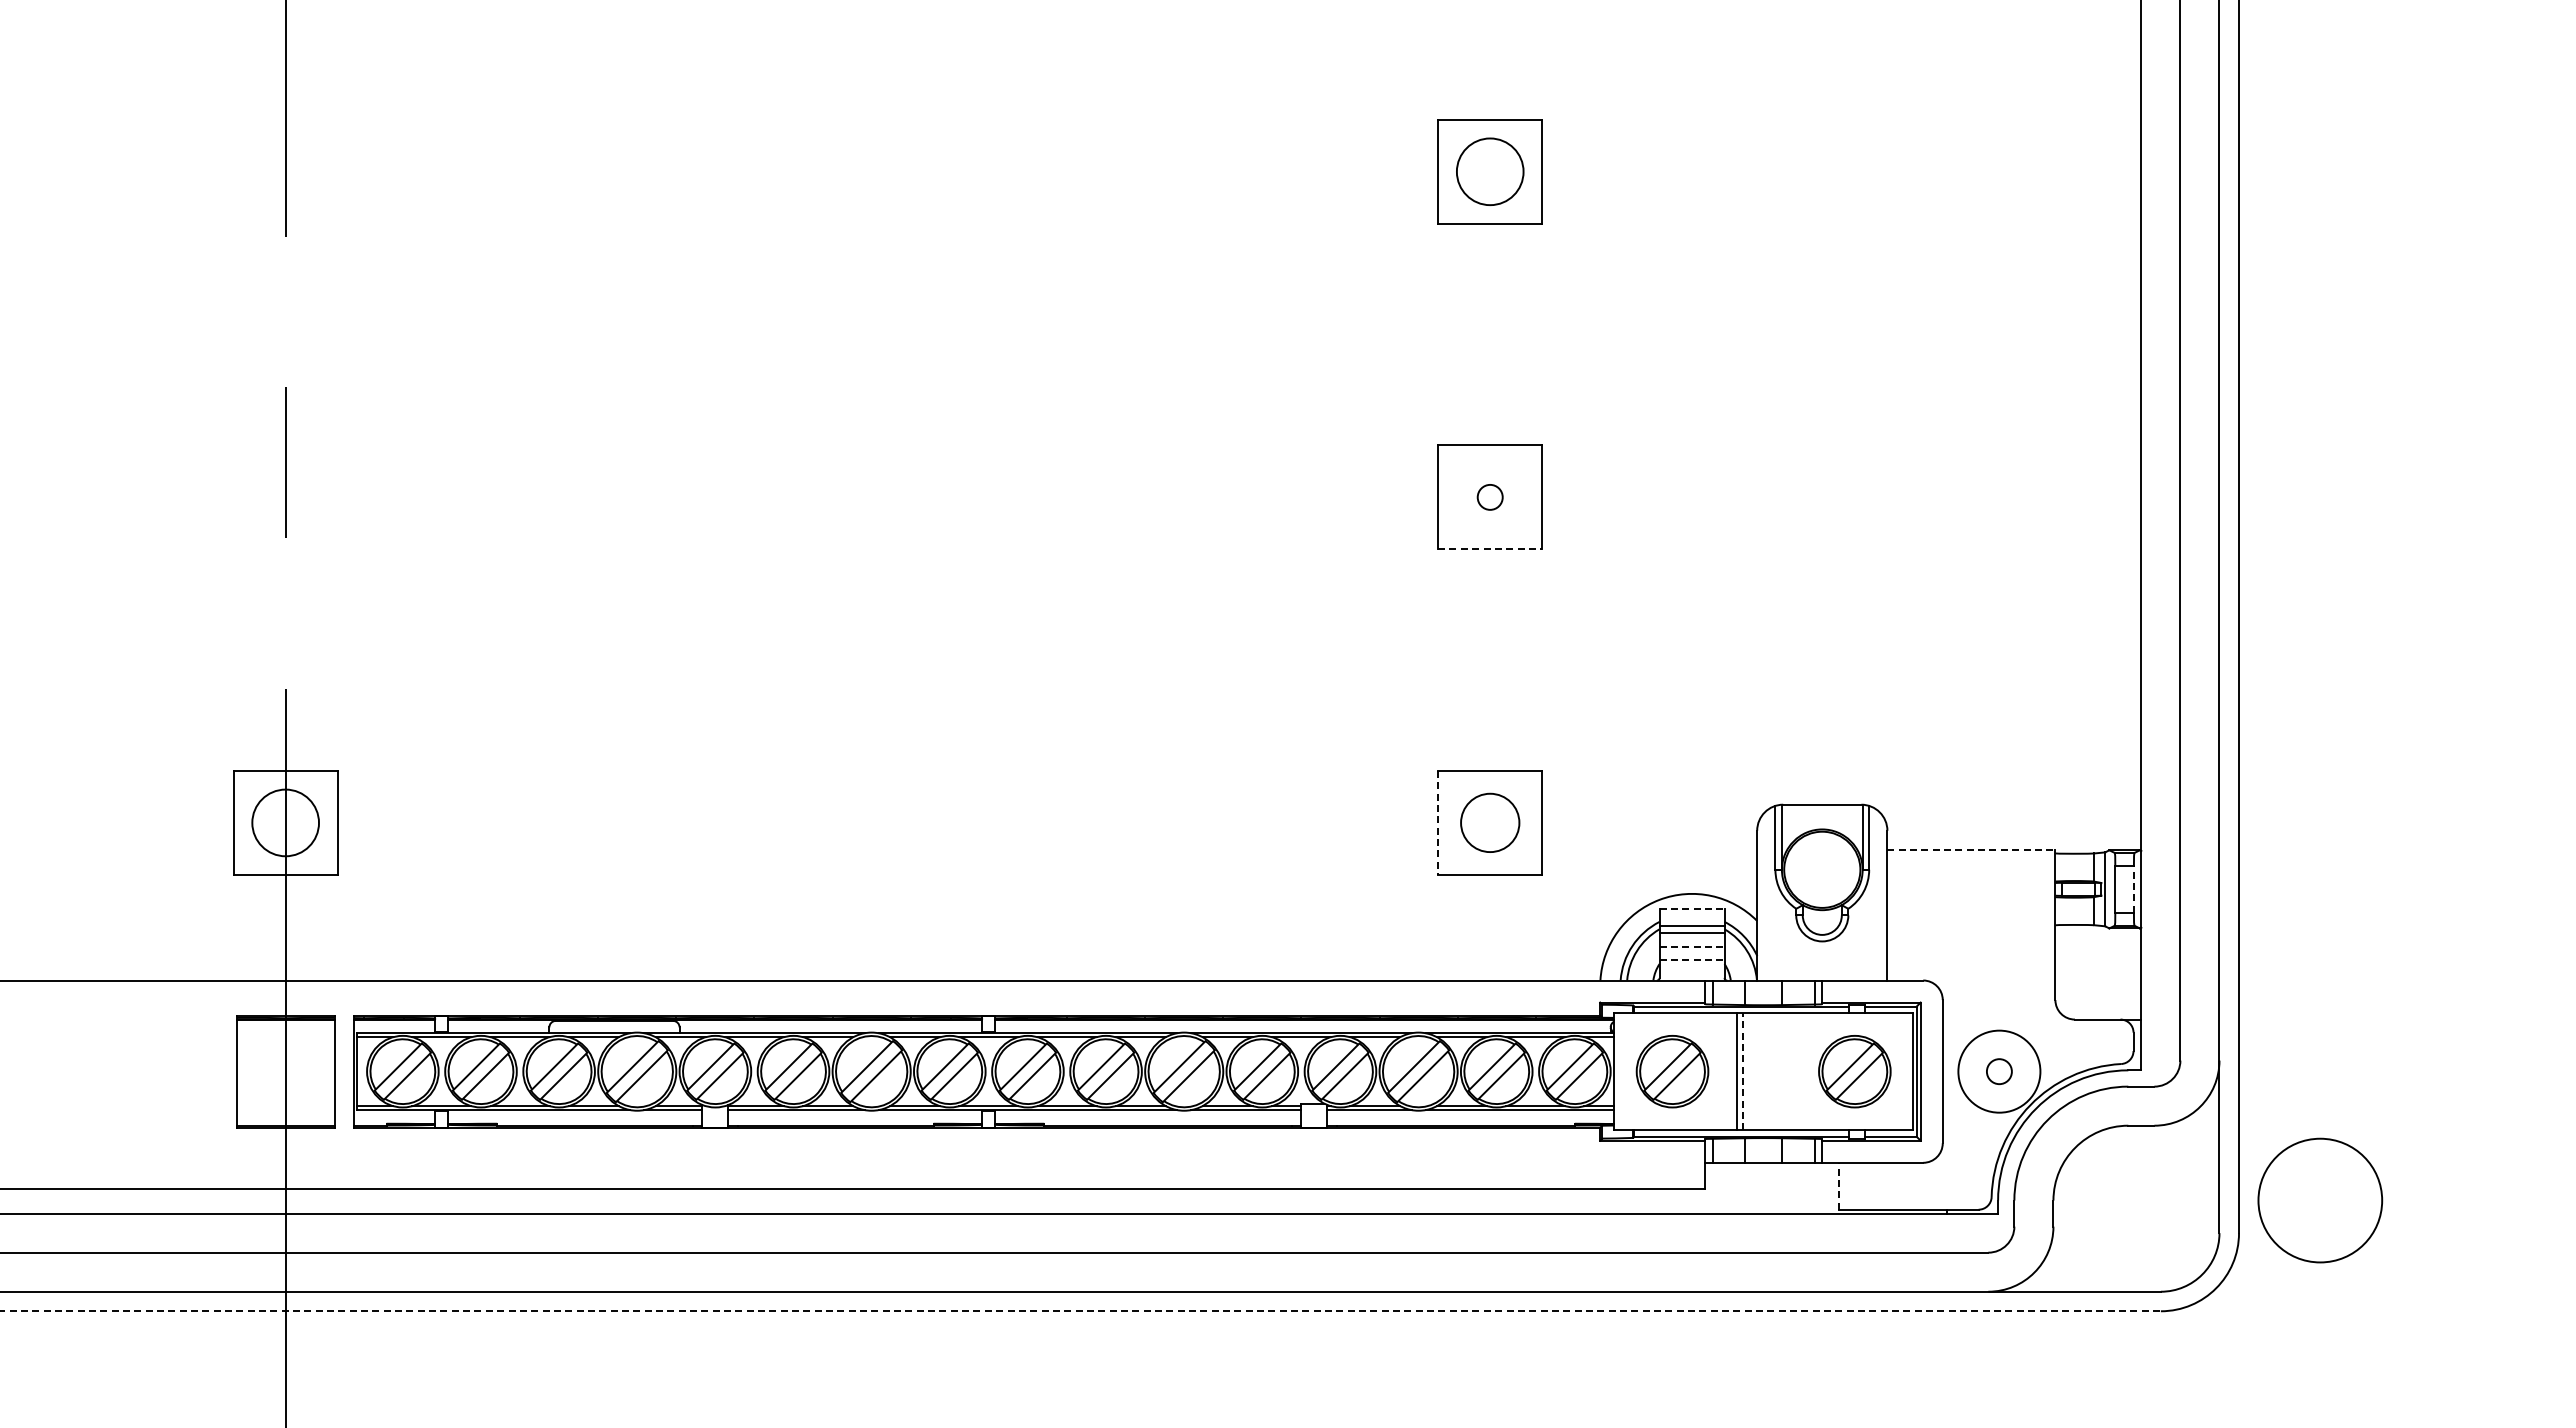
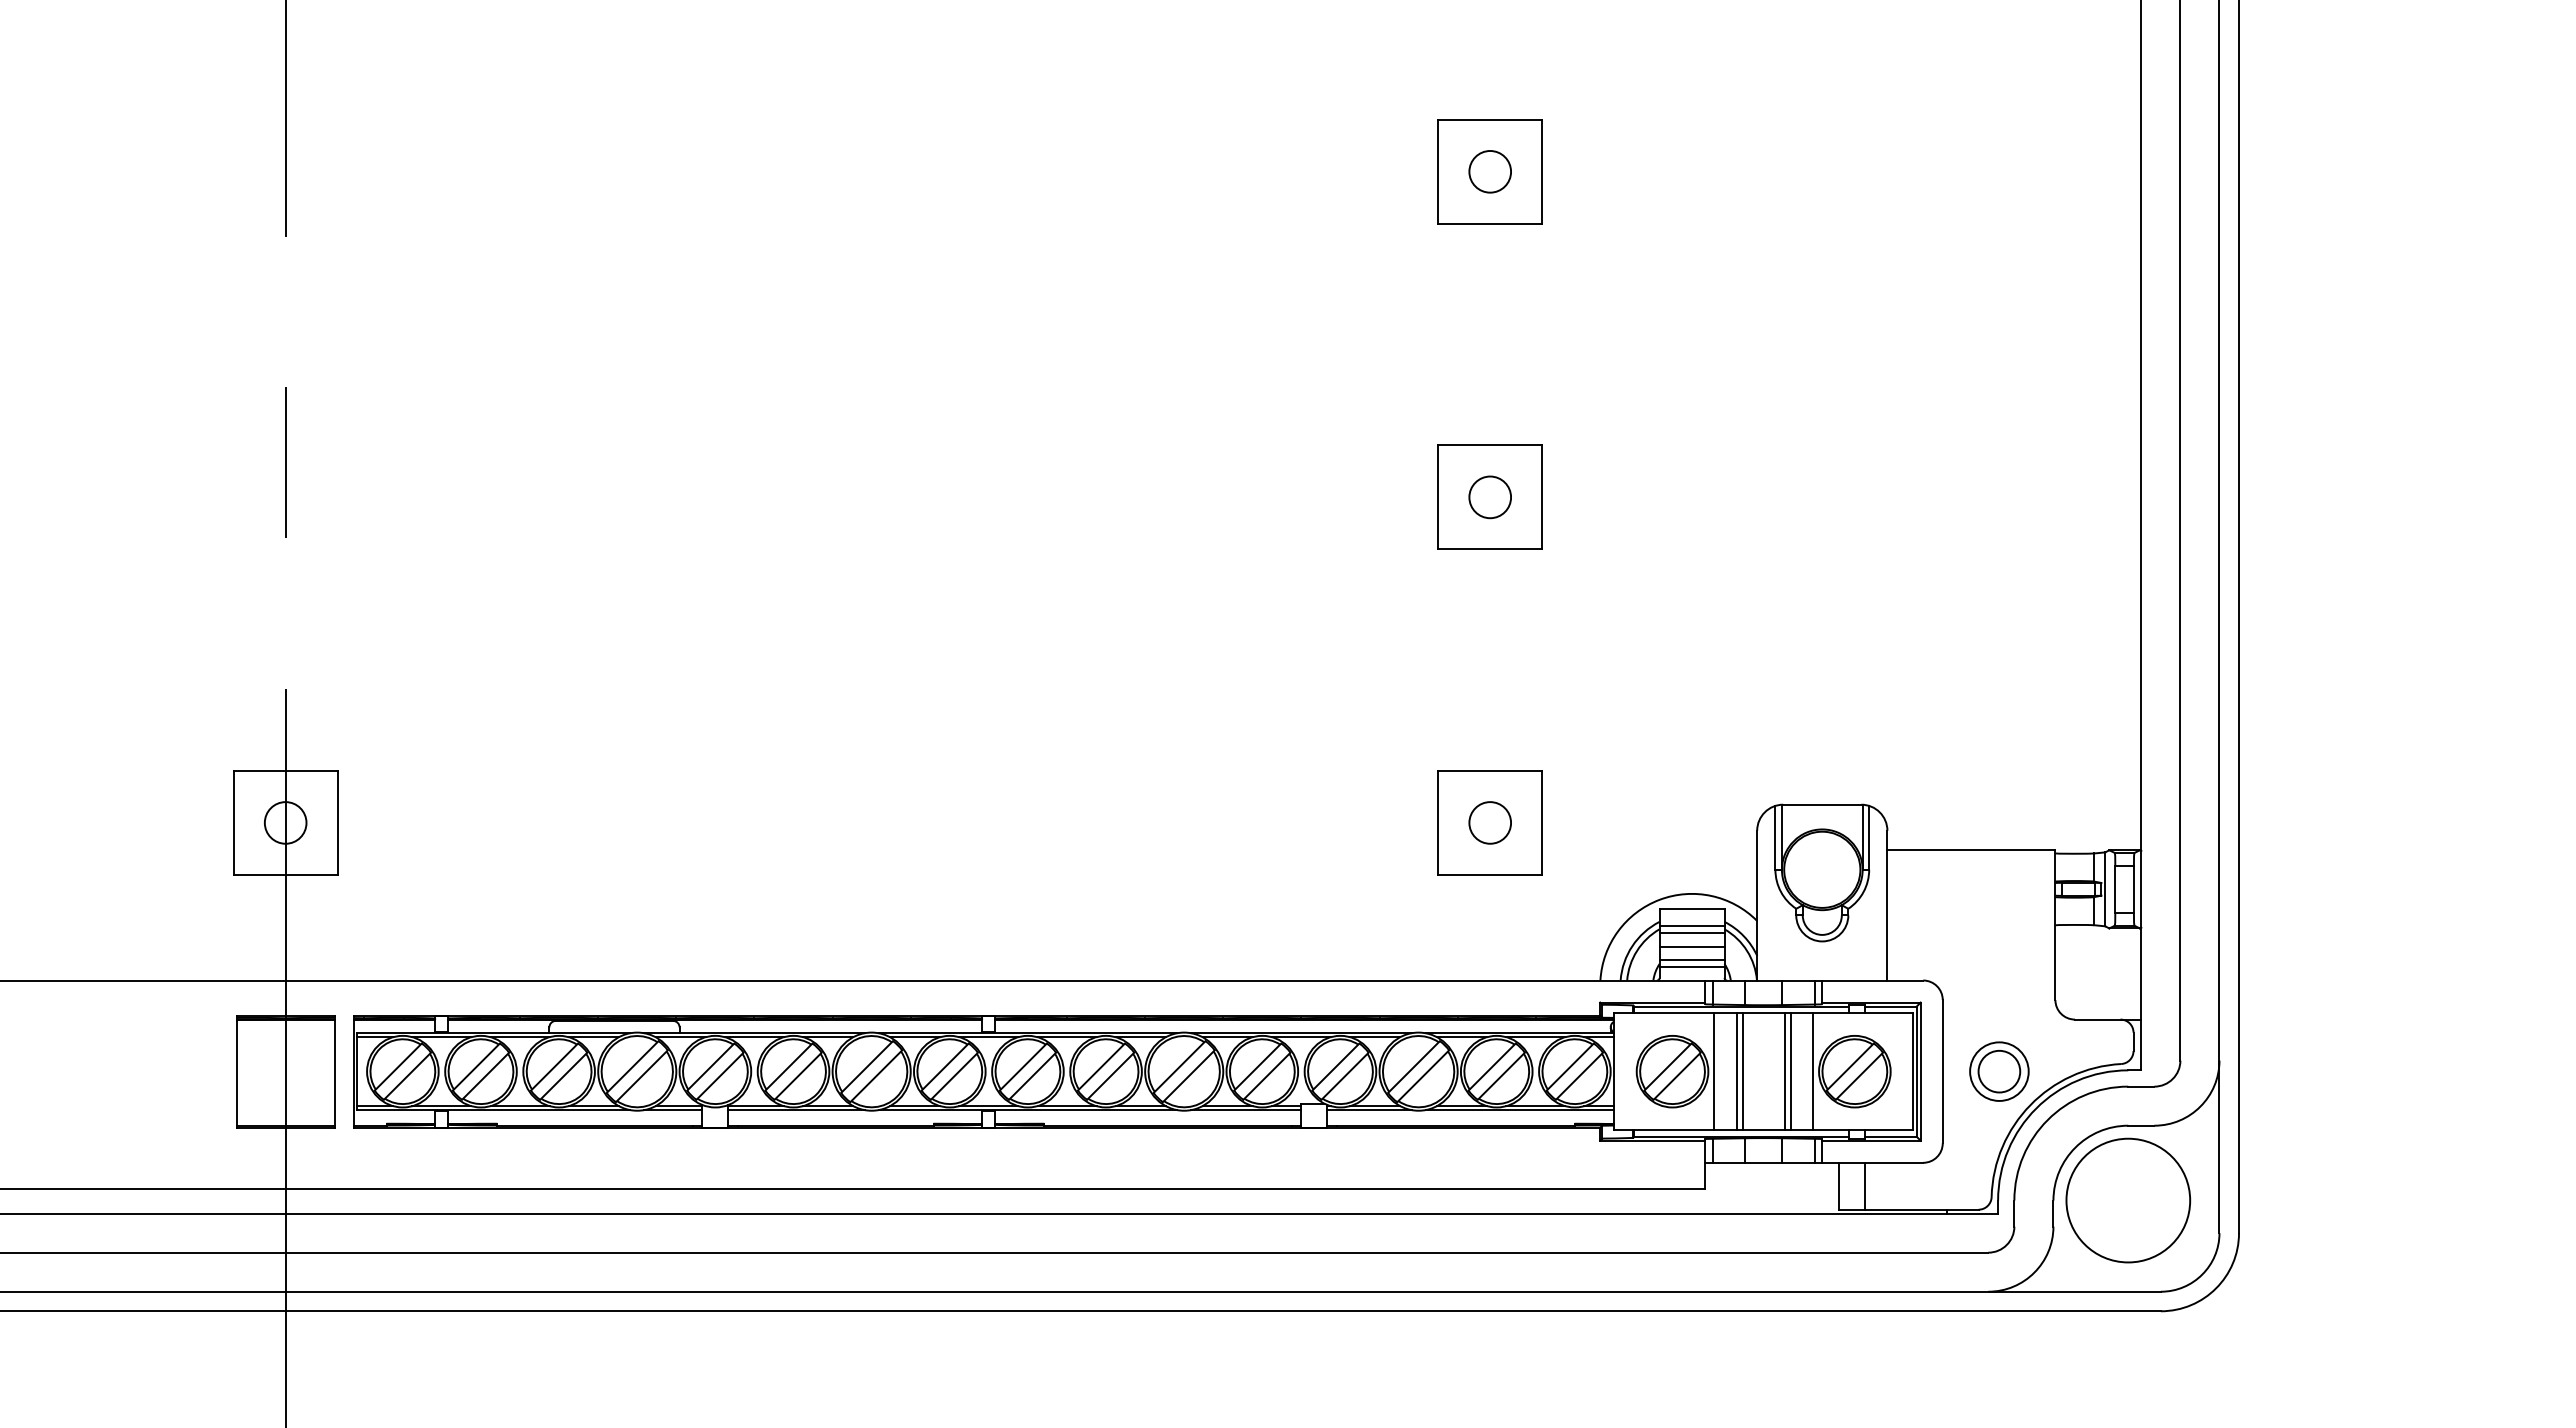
circle diameter: 67 px -> 42 px (1490, 171)
circle diameter: 25 px -> 42 px (1490, 497)
line: dashed -> solid (1490, 549)
circle diameter: 67 px -> 42 px (285, 822)
circle diameter: 58 px -> 42 px (1490, 822)
line: dashed -> solid (1438, 823)
line: dashed -> solid (1971, 850)
line: dashed -> solid (2133, 888)
line: dashed -> solid (1692, 908)
line: dashed -> solid (1692, 946)
line: dashed -> solid (1692, 959)
line: none -> present (1691, 967)
line: none -> present (1713, 1071)
line: dashed -> solid (1742, 1071)
line: none -> present (1784, 1071)
line: none -> present (1790, 1071)
line: none -> present (1813, 1071)
circle diameter: 25 px -> 42 px (1999, 1071)
circle diameter: 82 px -> 59 px (1999, 1071)
line: dashed -> solid (1838, 1185)
line: none -> present (1864, 1185)
circle position: (2320, 1200) -> (2128, 1200) (2128, 1200)
line: dashed -> solid (1081, 1311)
